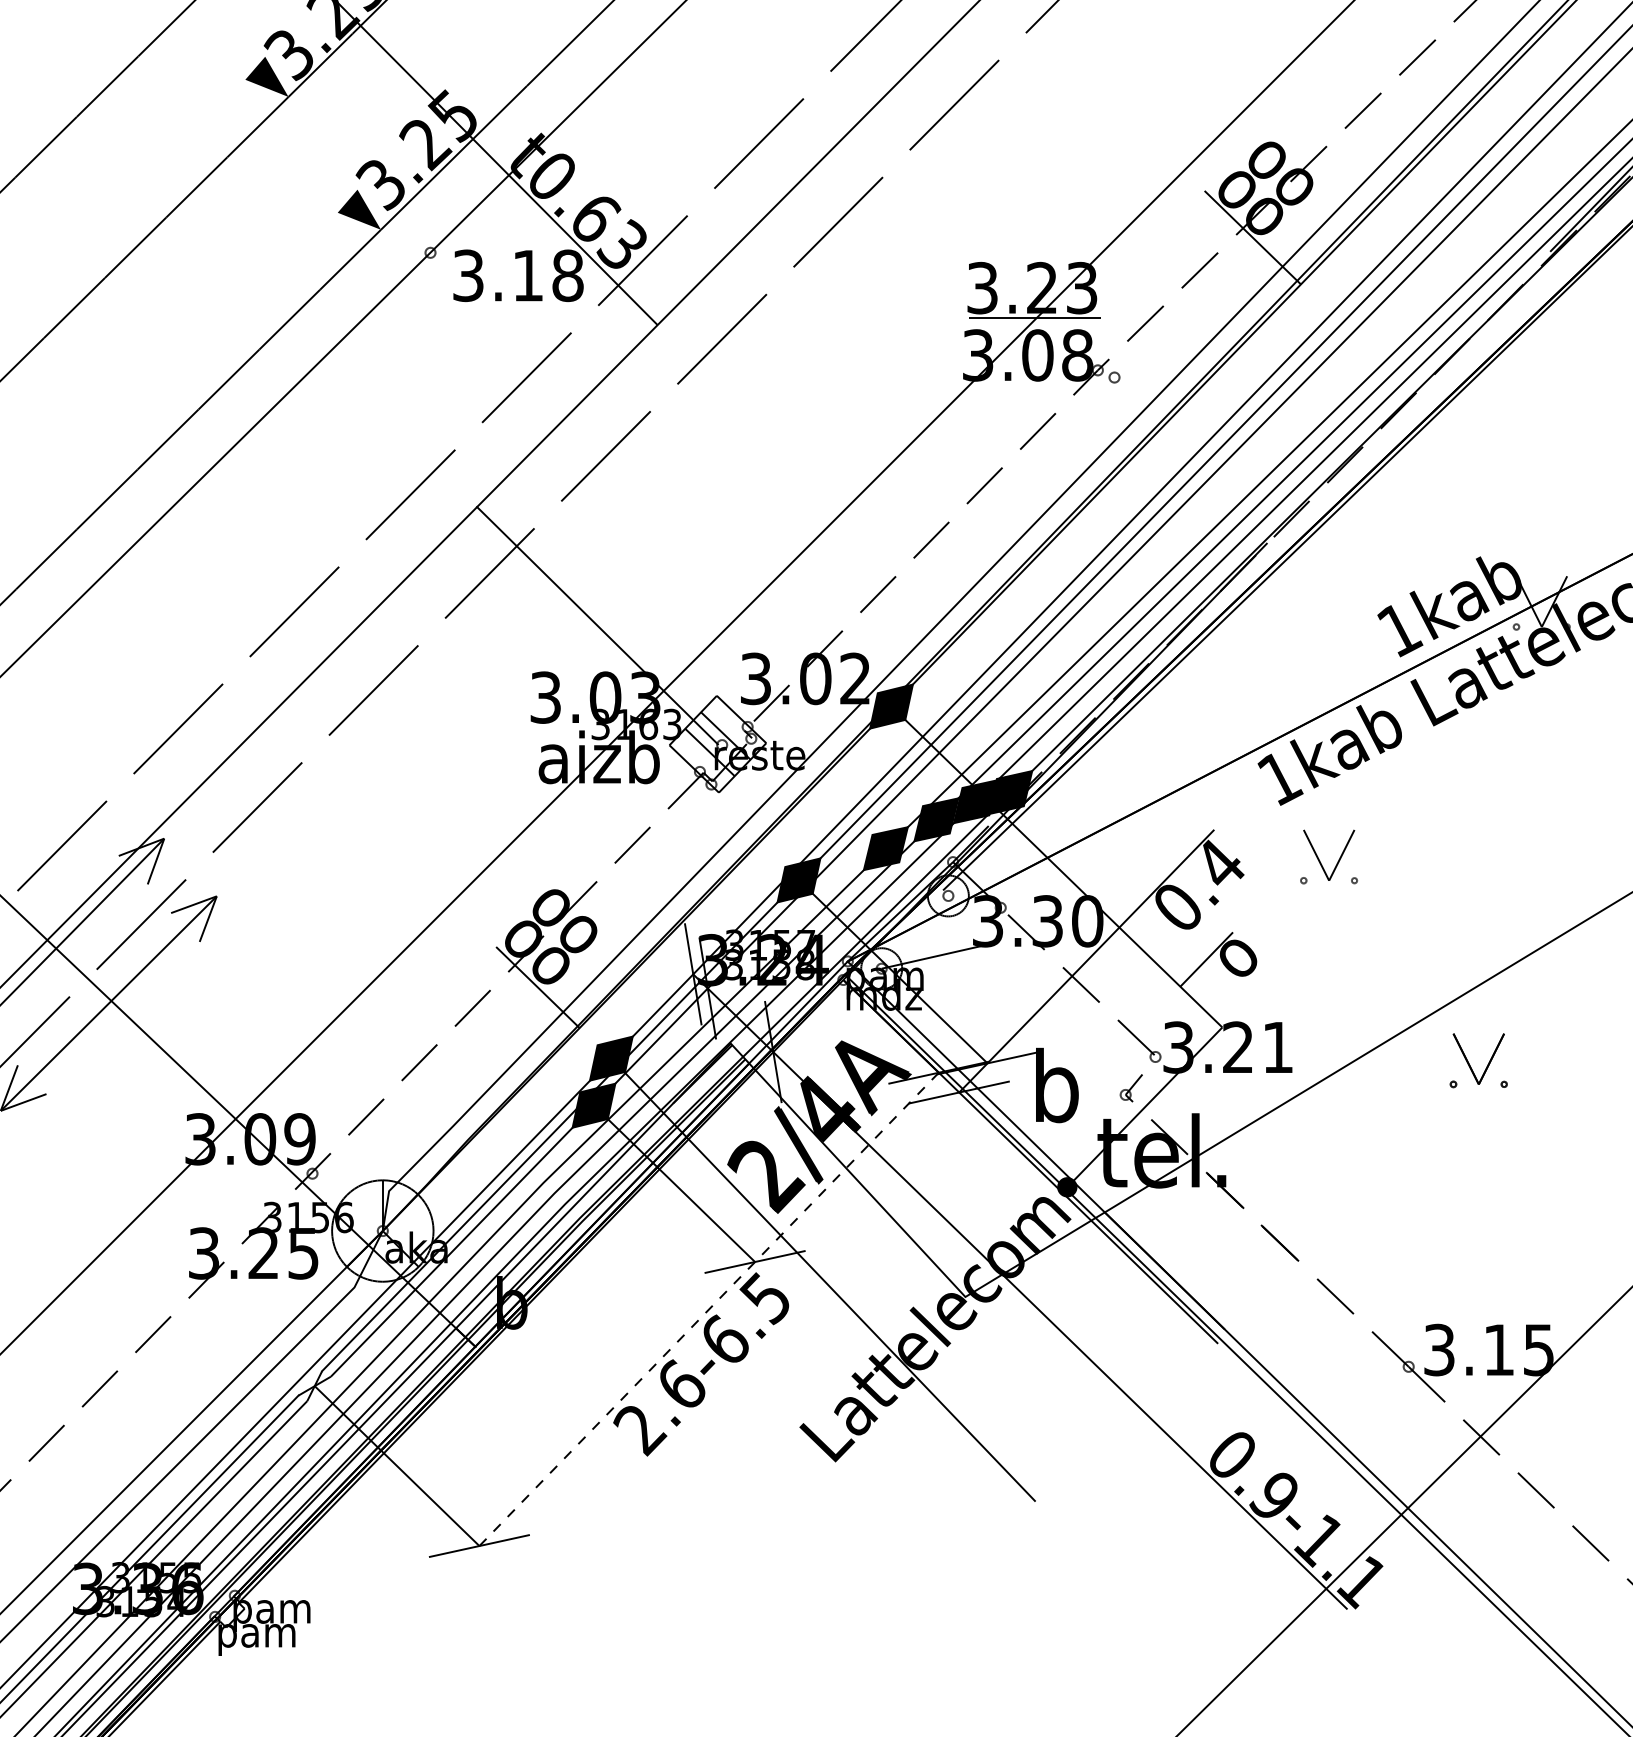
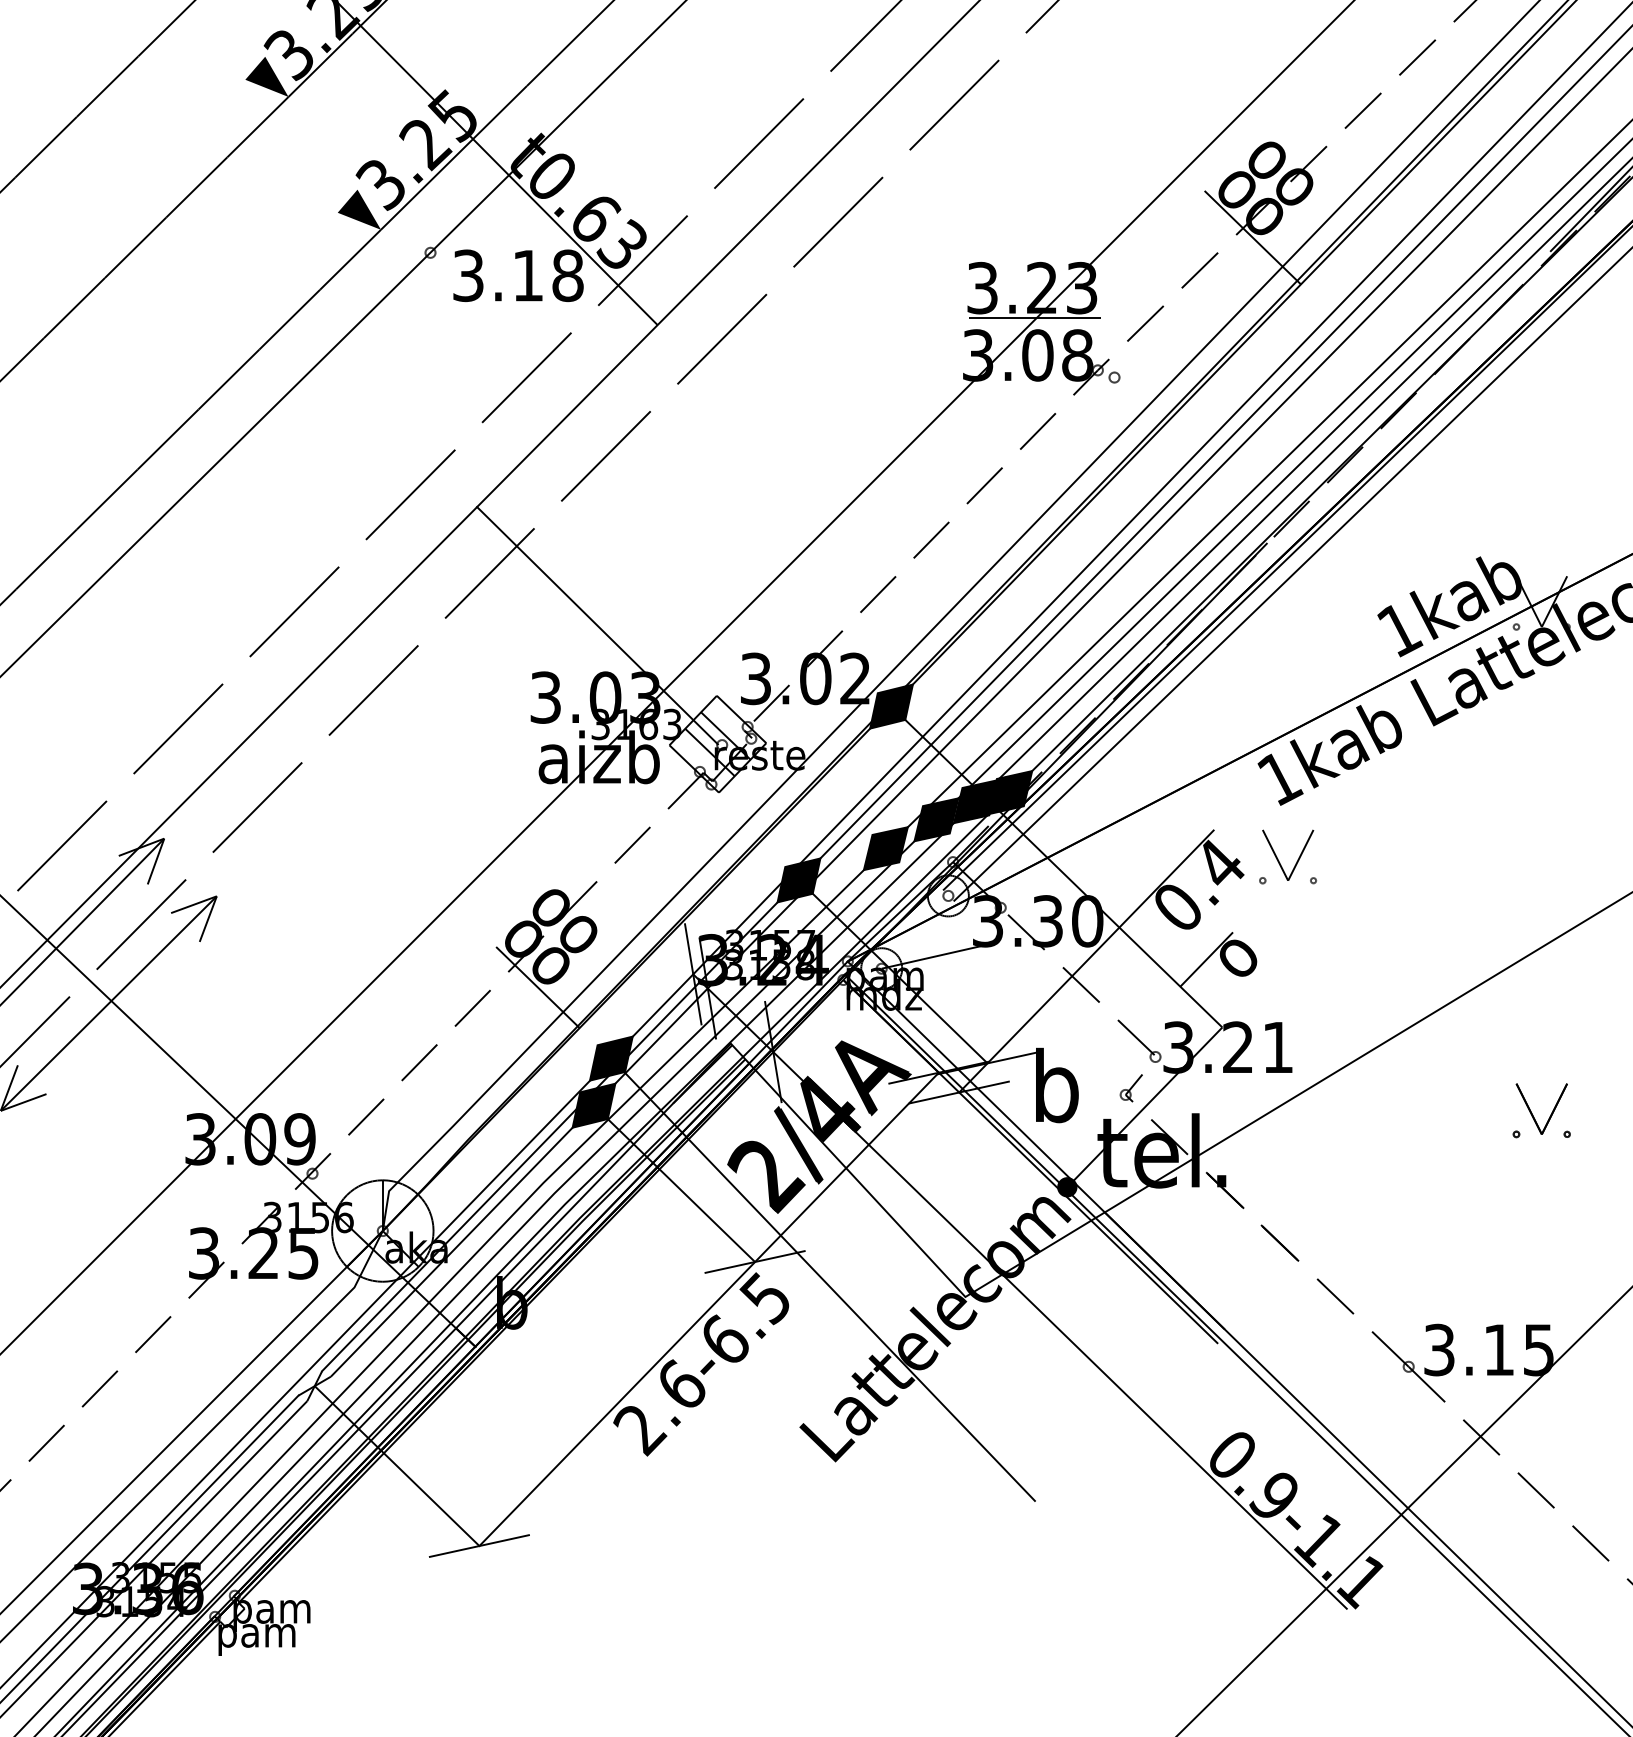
line: none -> present (1291, 575)
part position: (1320, 860) -> (1279, 860) (1279, 860)
part position: (1470, 1065) -> (1533, 1115) (1533, 1115)
line: dashed -> solid (709, 1309)
